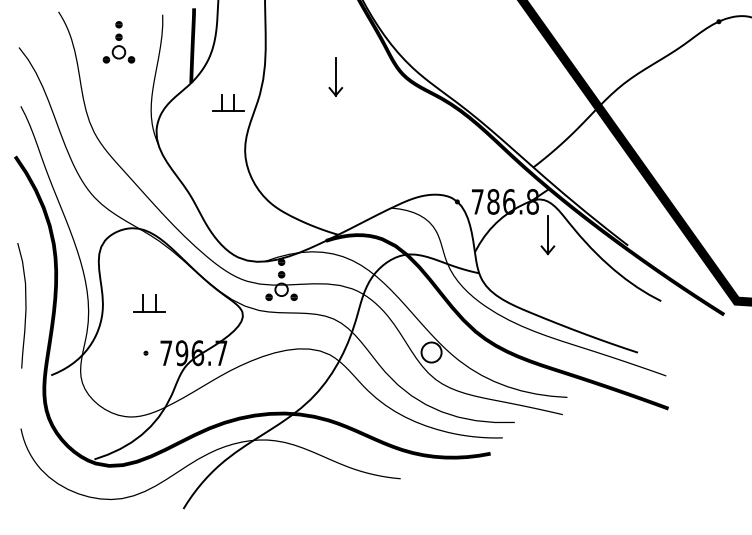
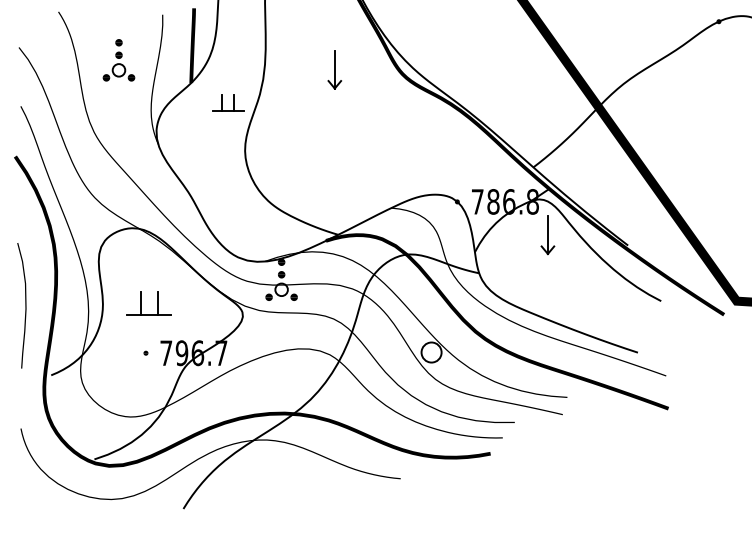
part position: (118, 42) -> (118, 60) (118, 60)
part position: (335, 76) -> (334, 69) (334, 69)
part size: 33x19 px -> 46x25 px (148, 303)
